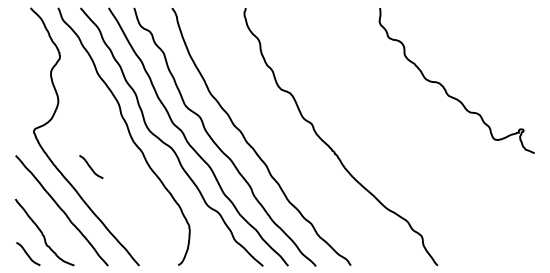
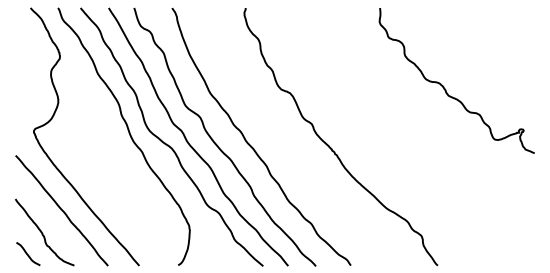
curve: present -> none (91, 167)
